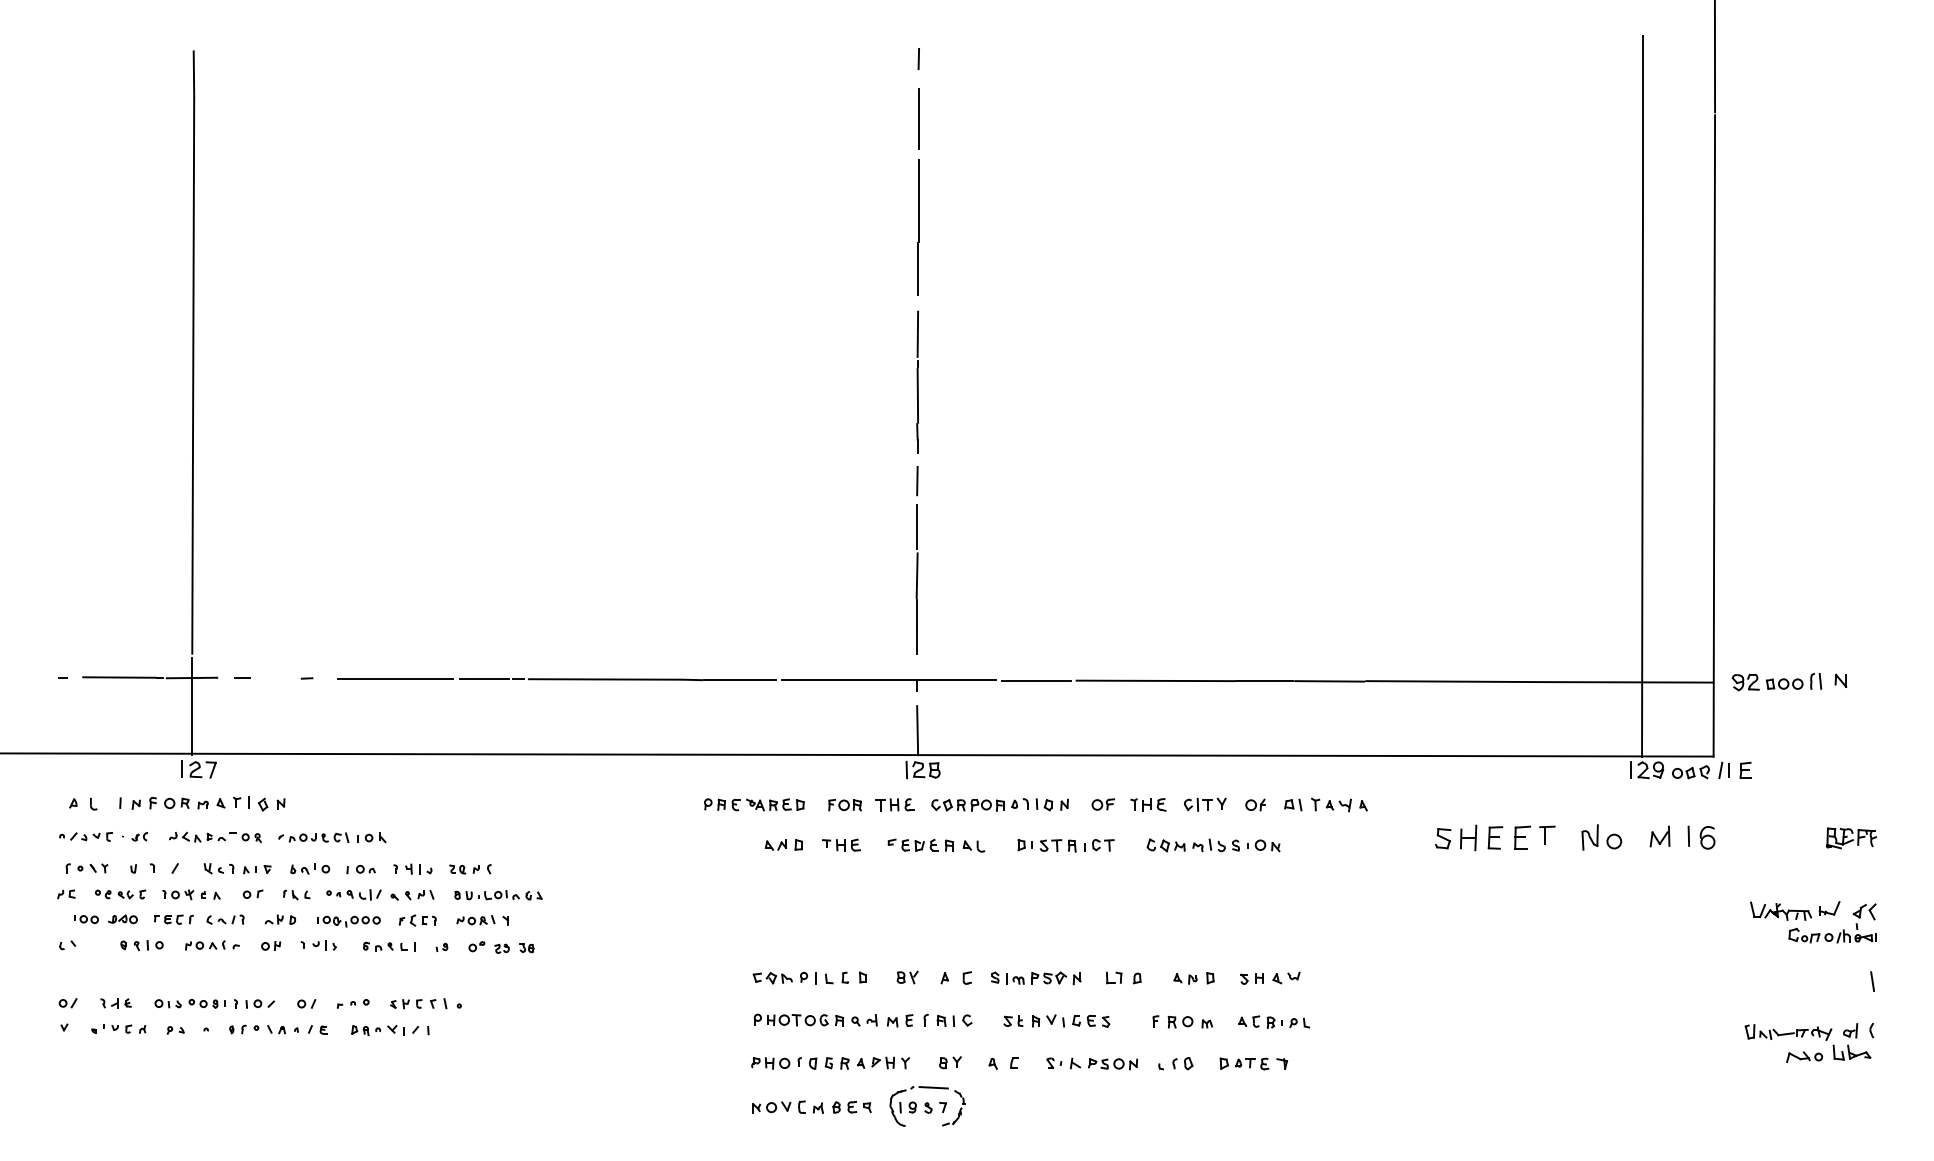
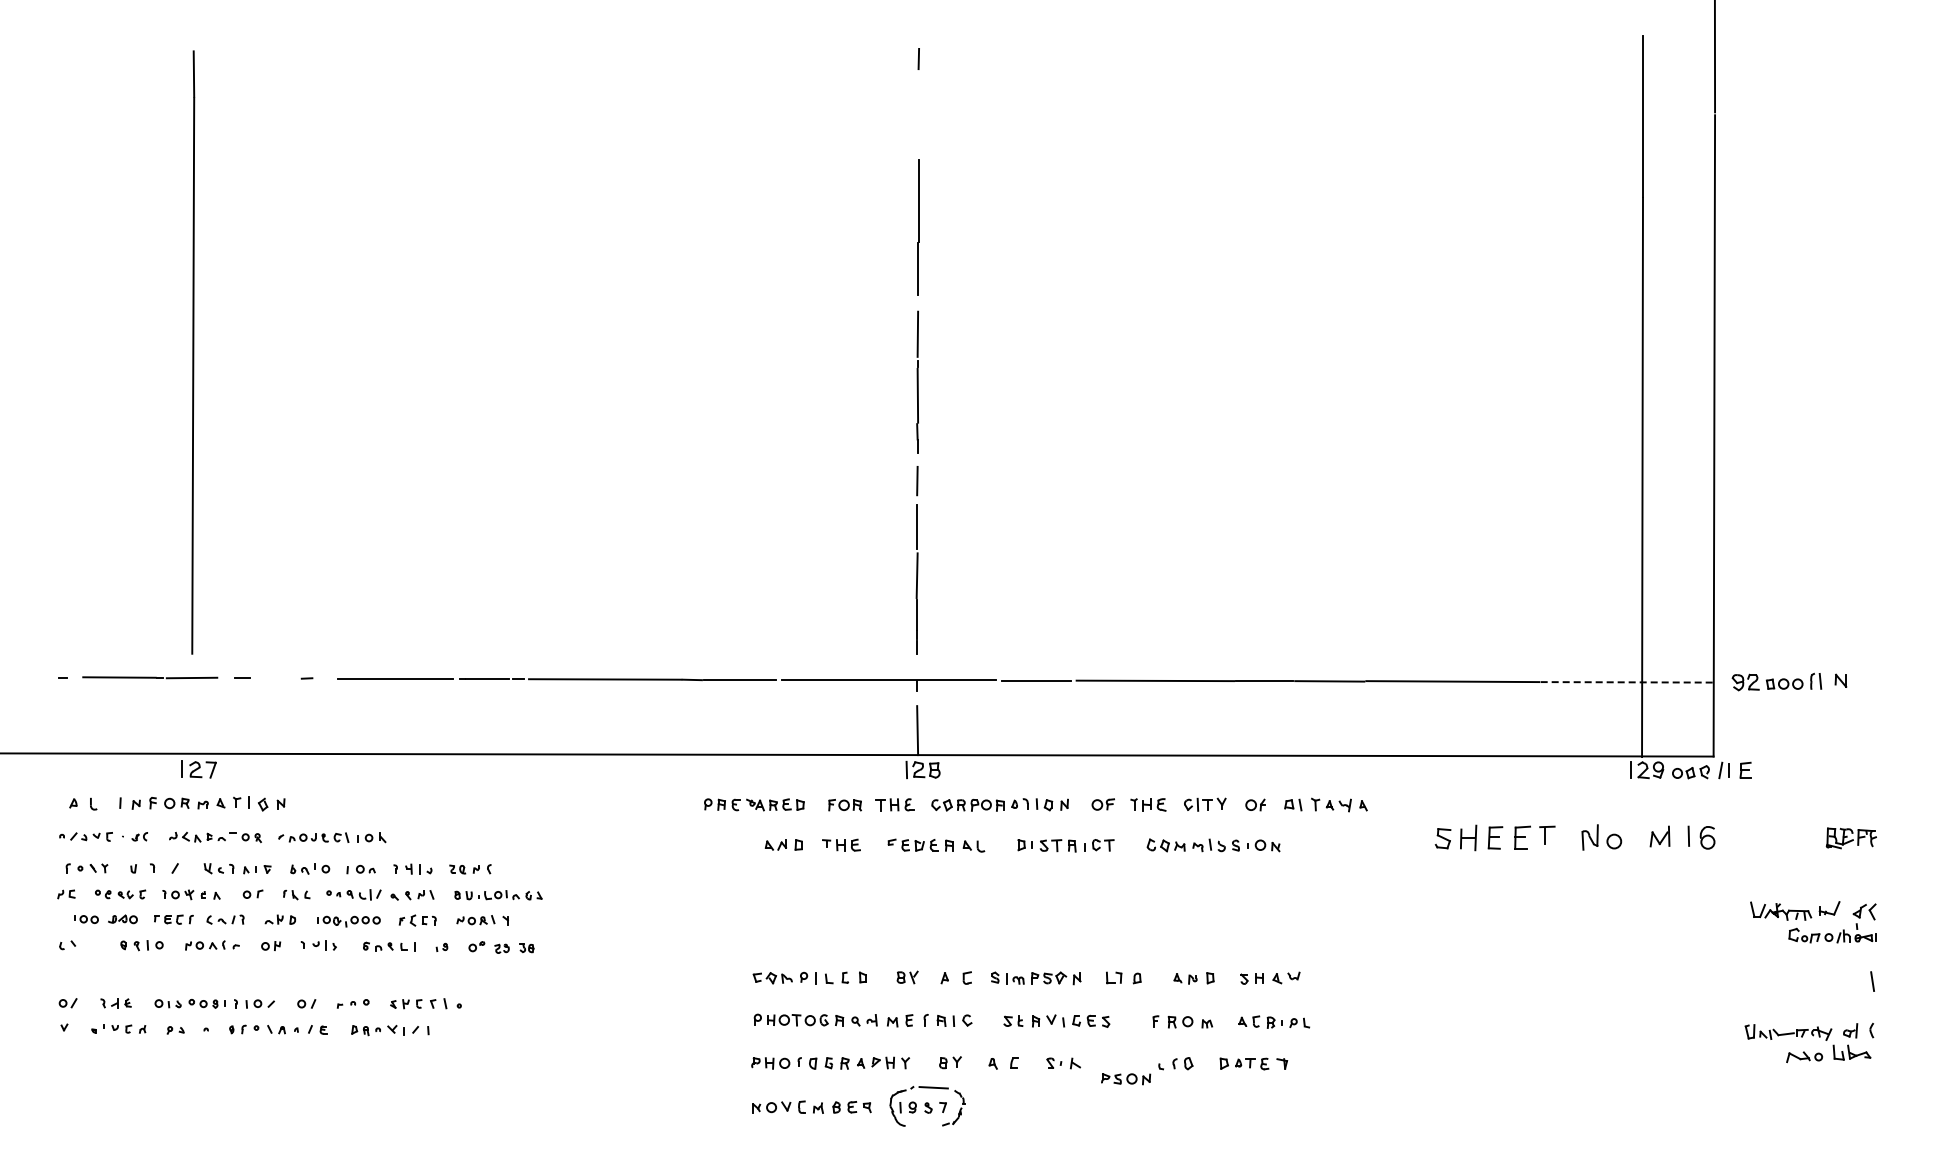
line: present -> none (918, 118)
line: solid -> dashed (1627, 682)
line: present -> none (192, 706)
part position: (1113, 1064) -> (1126, 1079) (1126, 1079)
